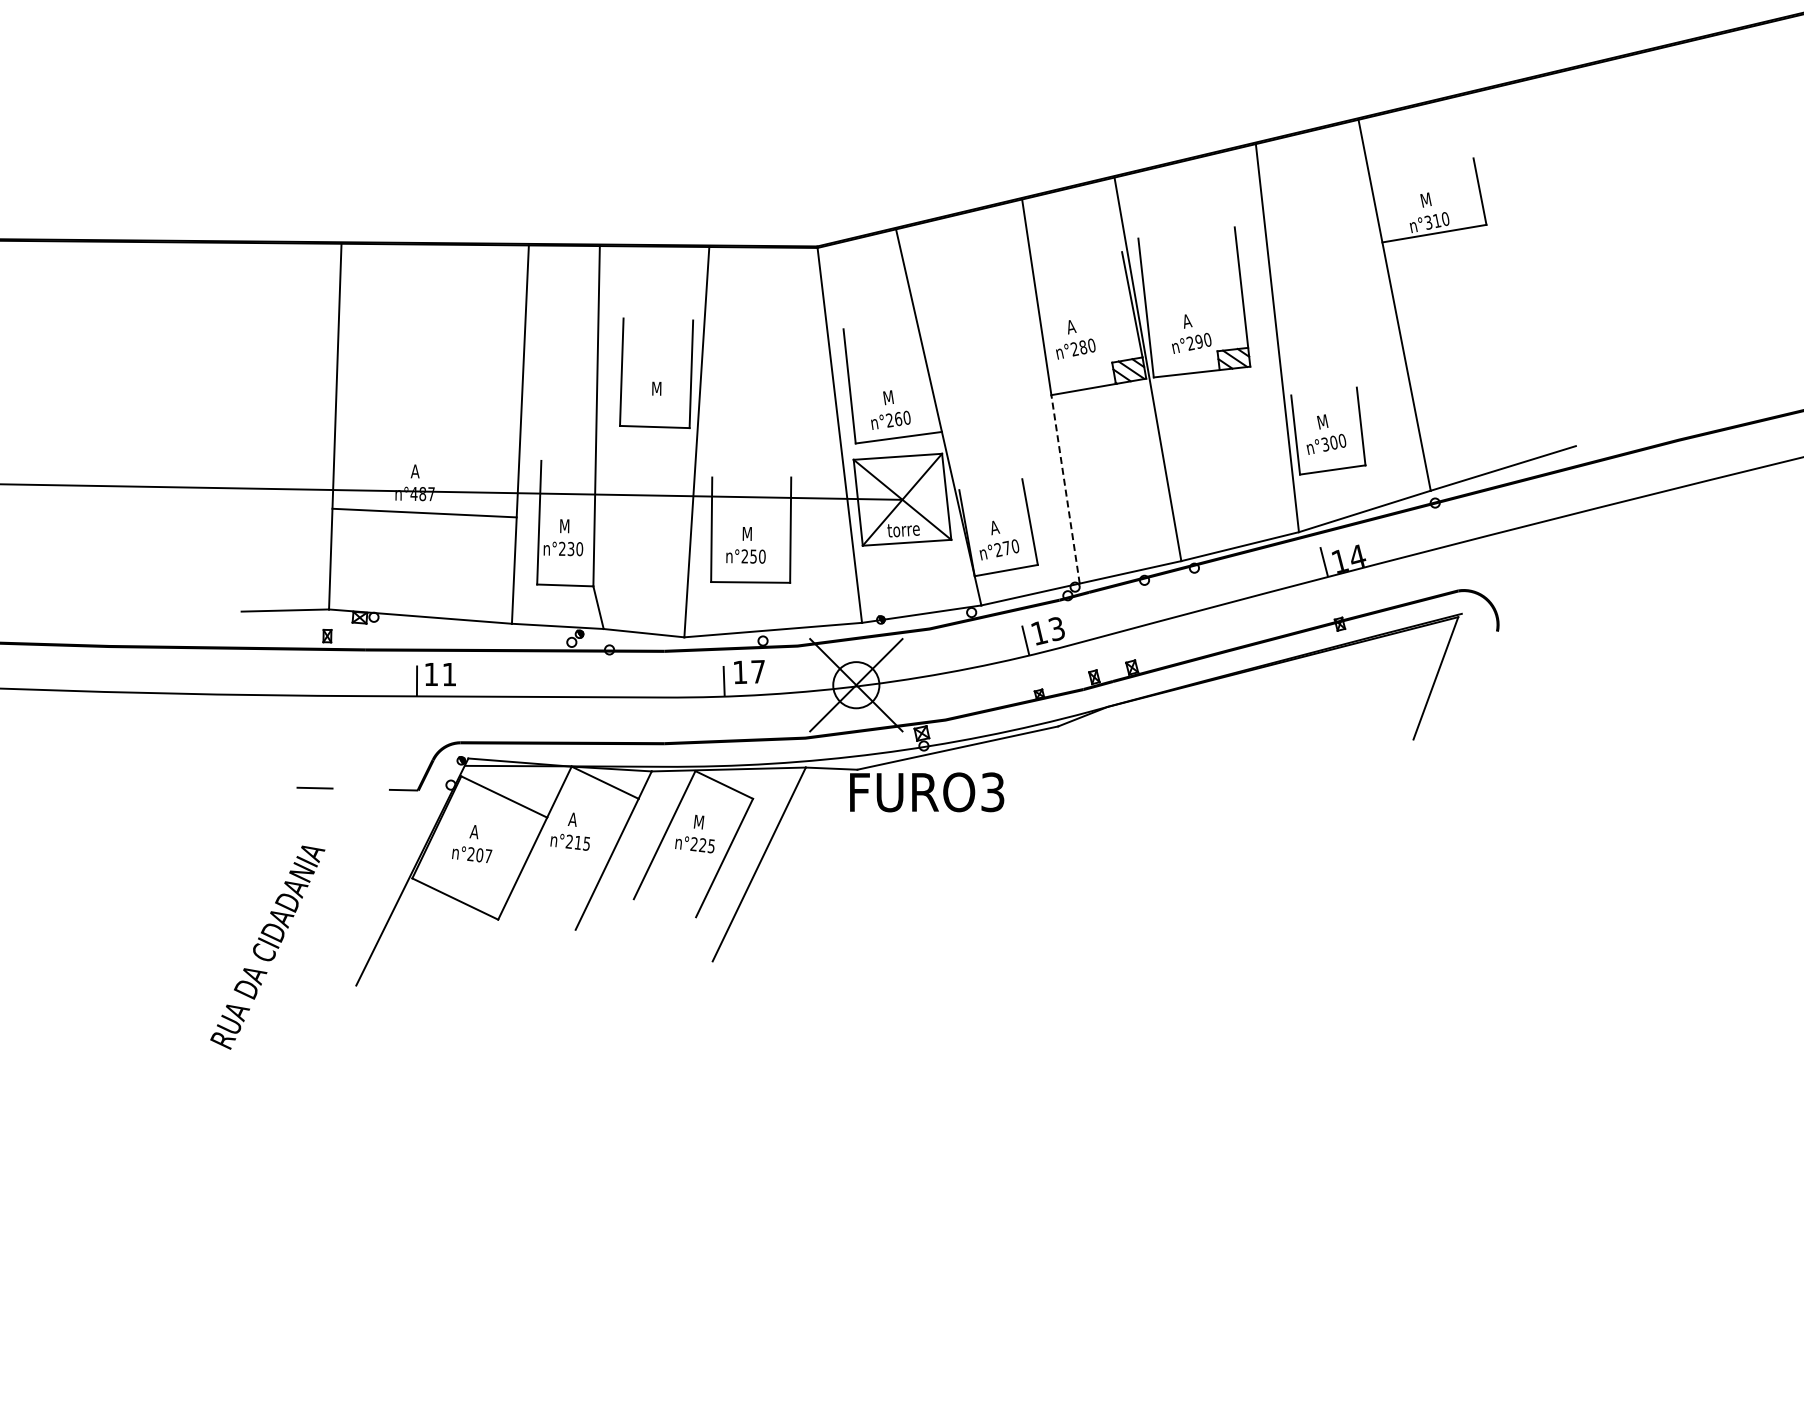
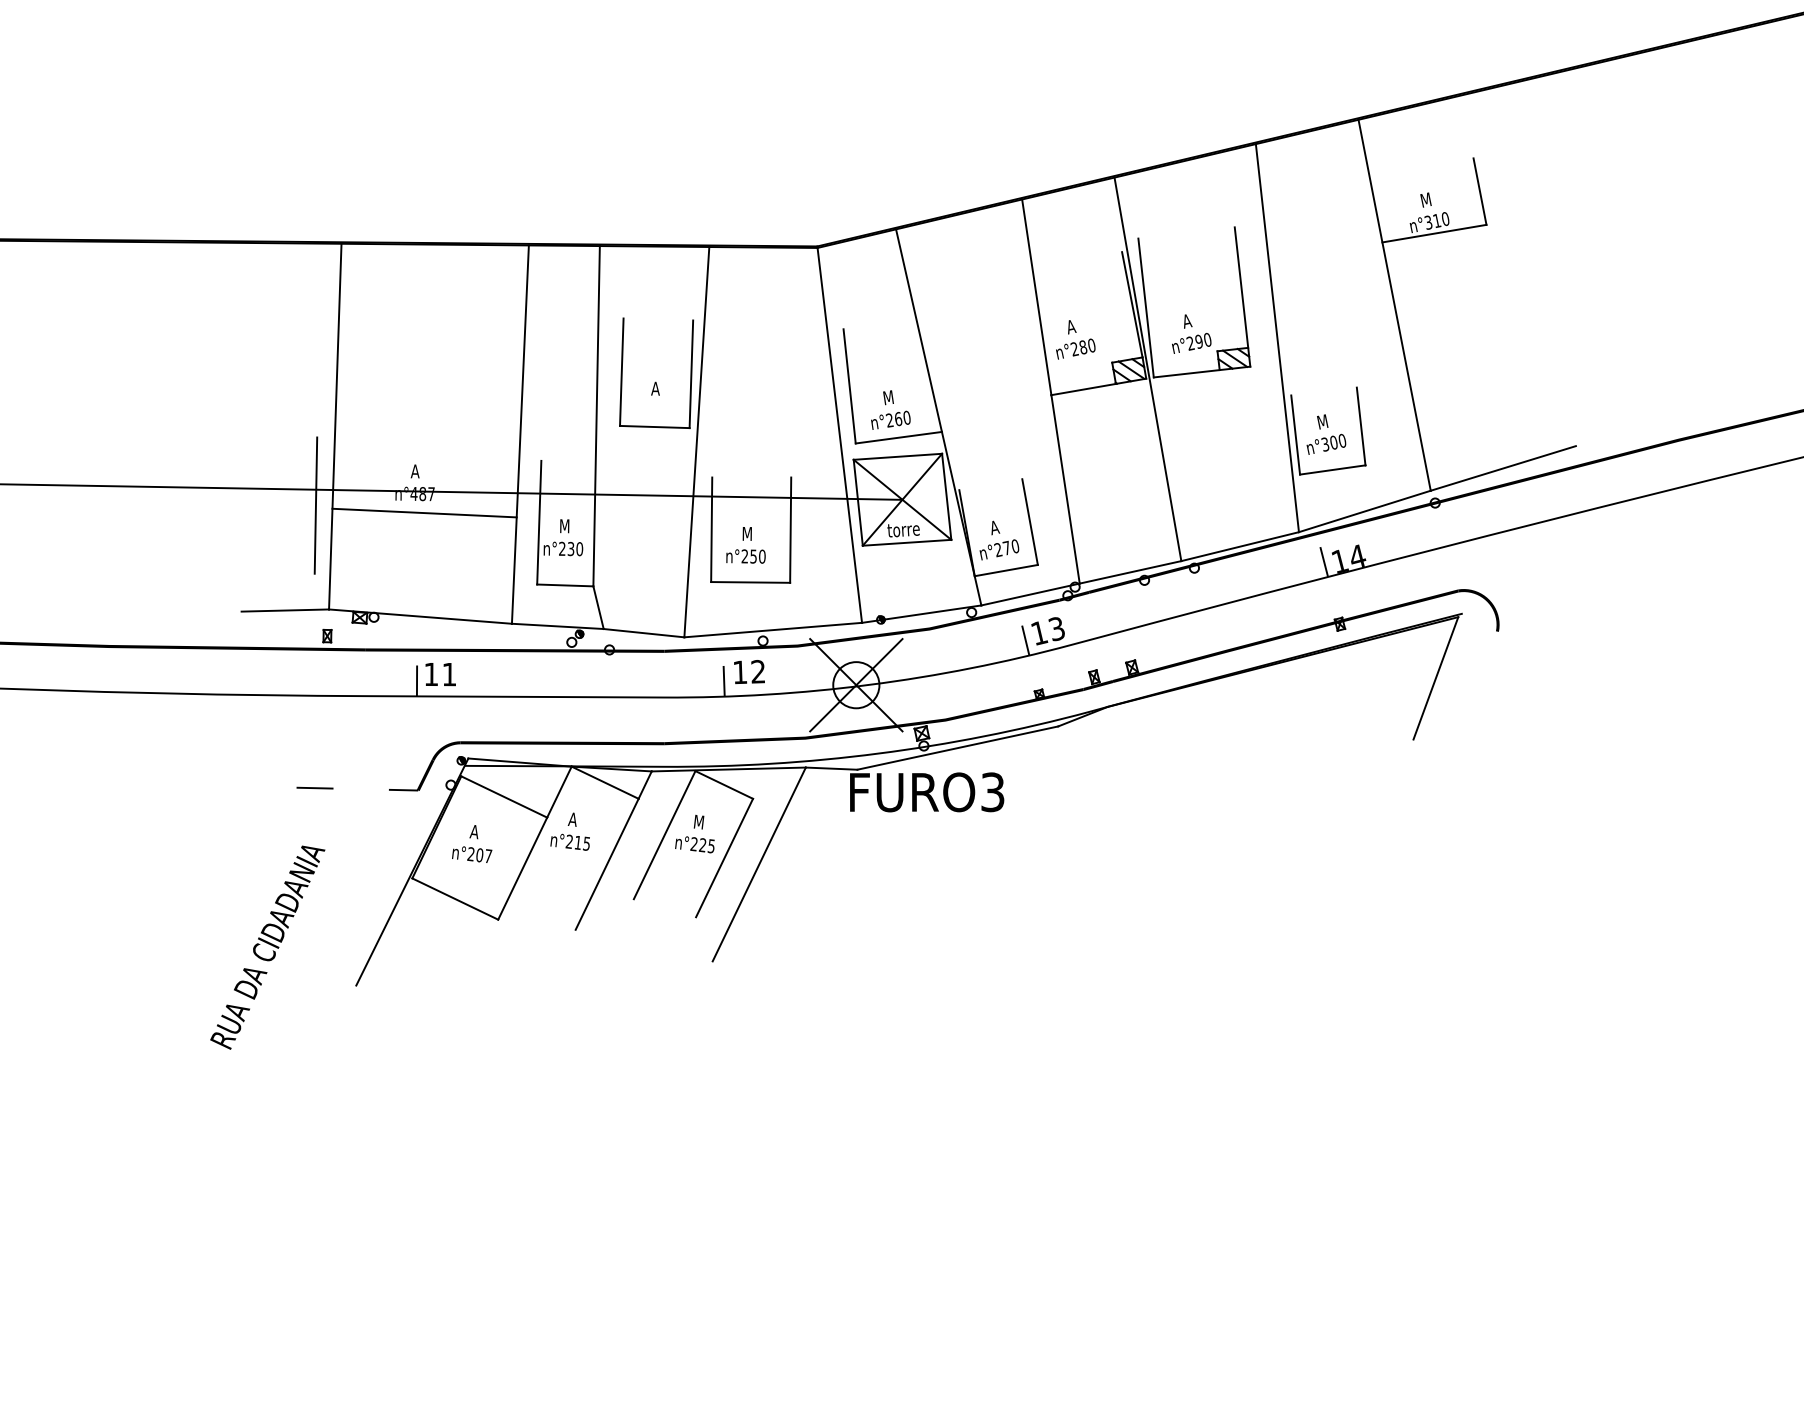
text: M -> A (656, 388)
line: dashed -> solid (1065, 488)
line: none -> present (315, 505)
text: 17 -> 12 (757, 671)
